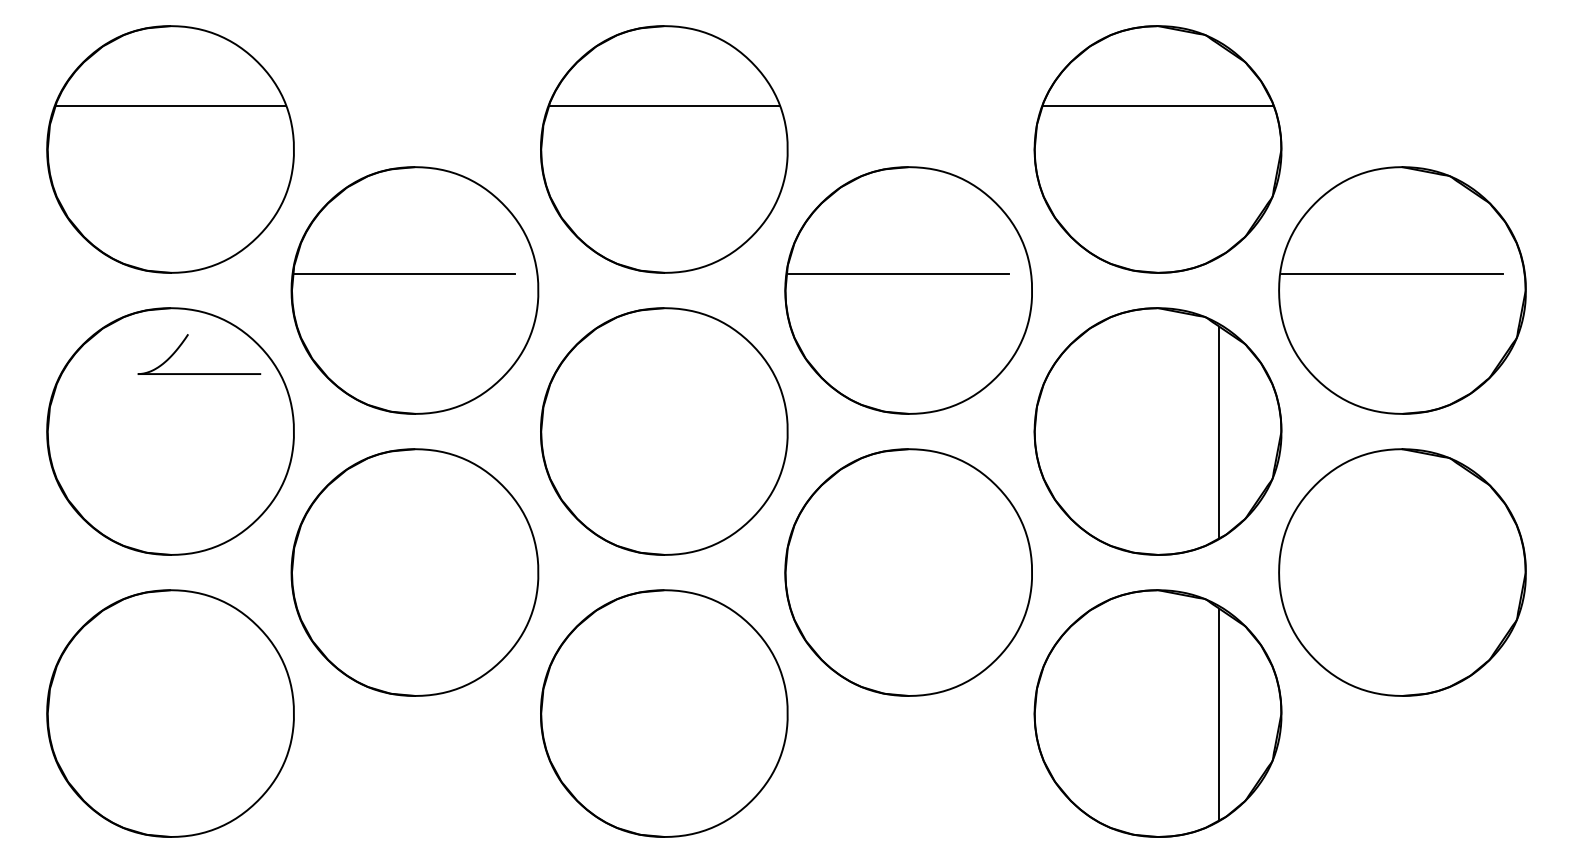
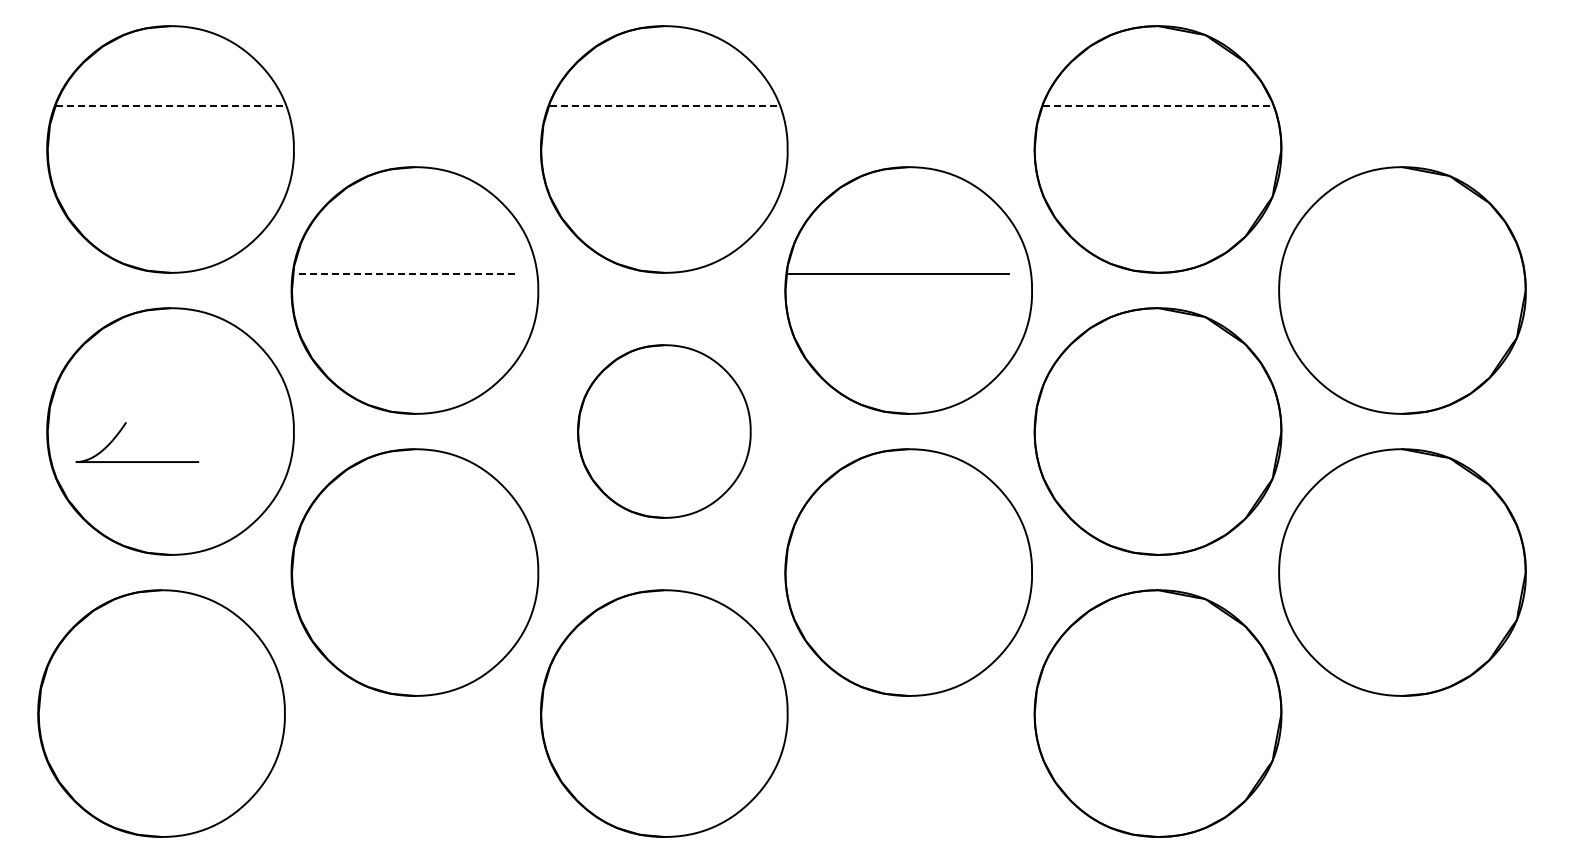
line: solid -> dashed (171, 106)
line: solid -> dashed (664, 106)
line: solid -> dashed (1158, 106)
line: solid -> dashed (405, 273)
line: present -> none (1392, 273)
part position: (199, 373) -> (137, 461) (137, 461)
part size: 249x249 px -> 175x175 px (664, 431)
line: present -> none (1218, 431)
part position: (170, 713) -> (161, 713) (161, 713)
line: present -> none (1218, 713)
